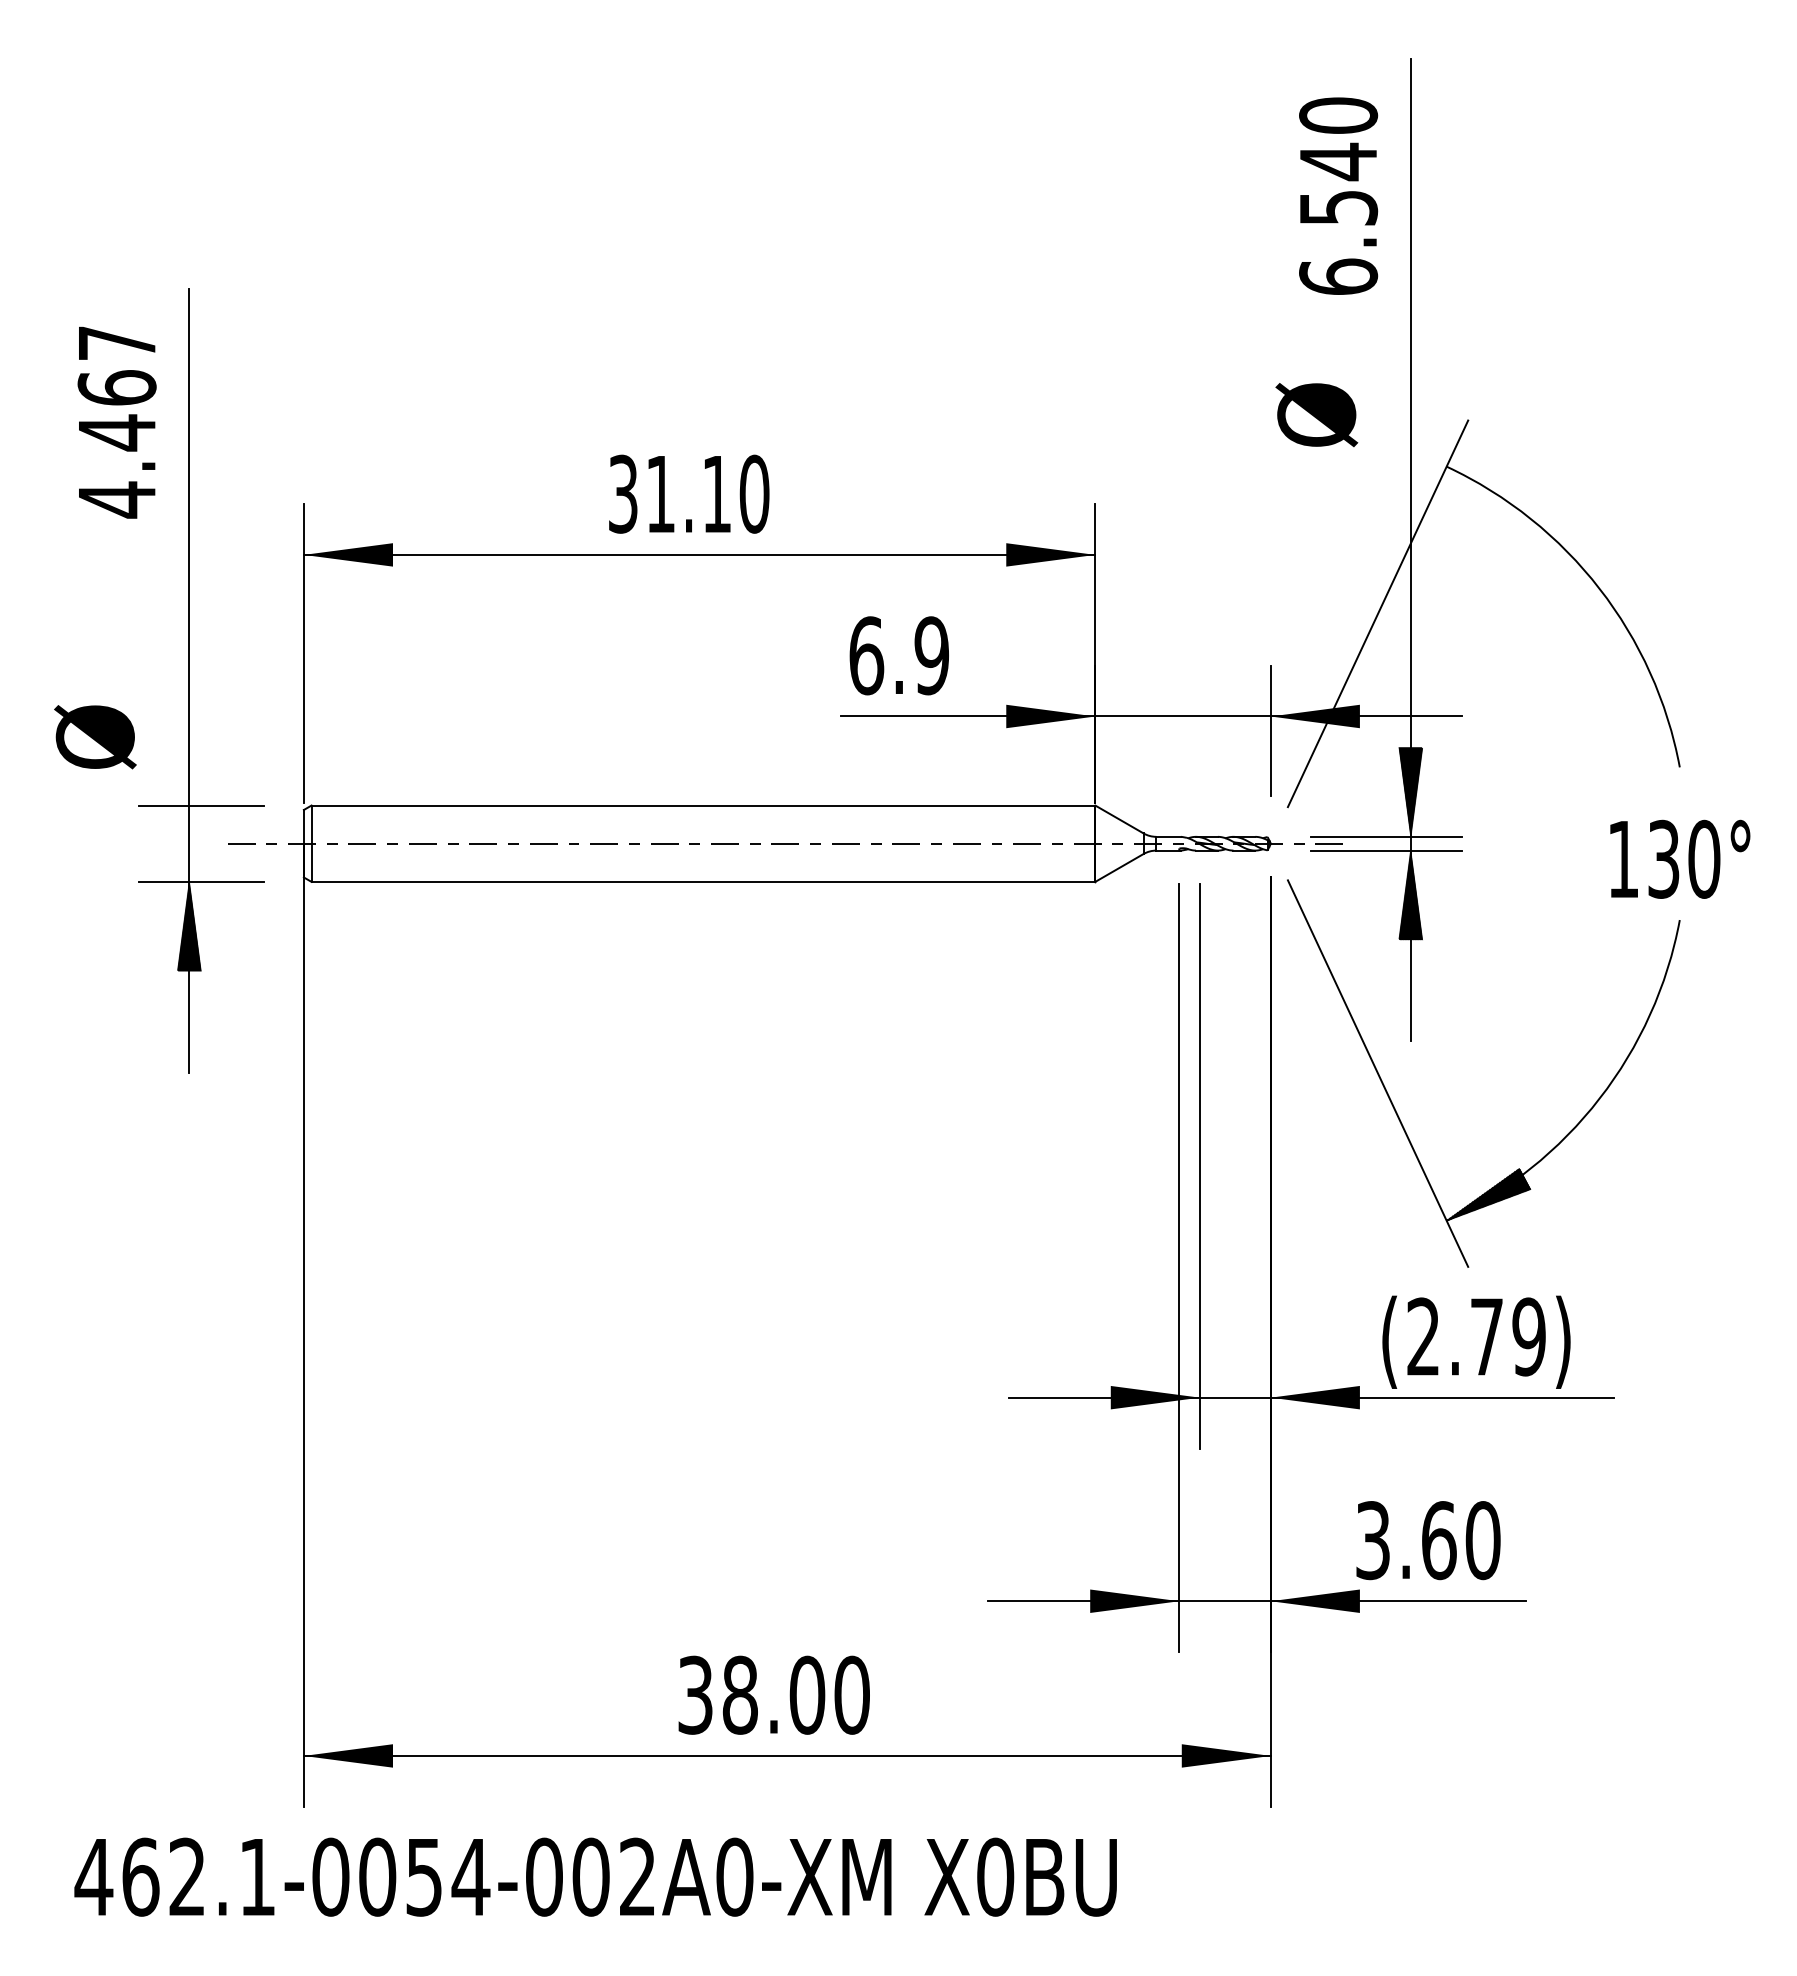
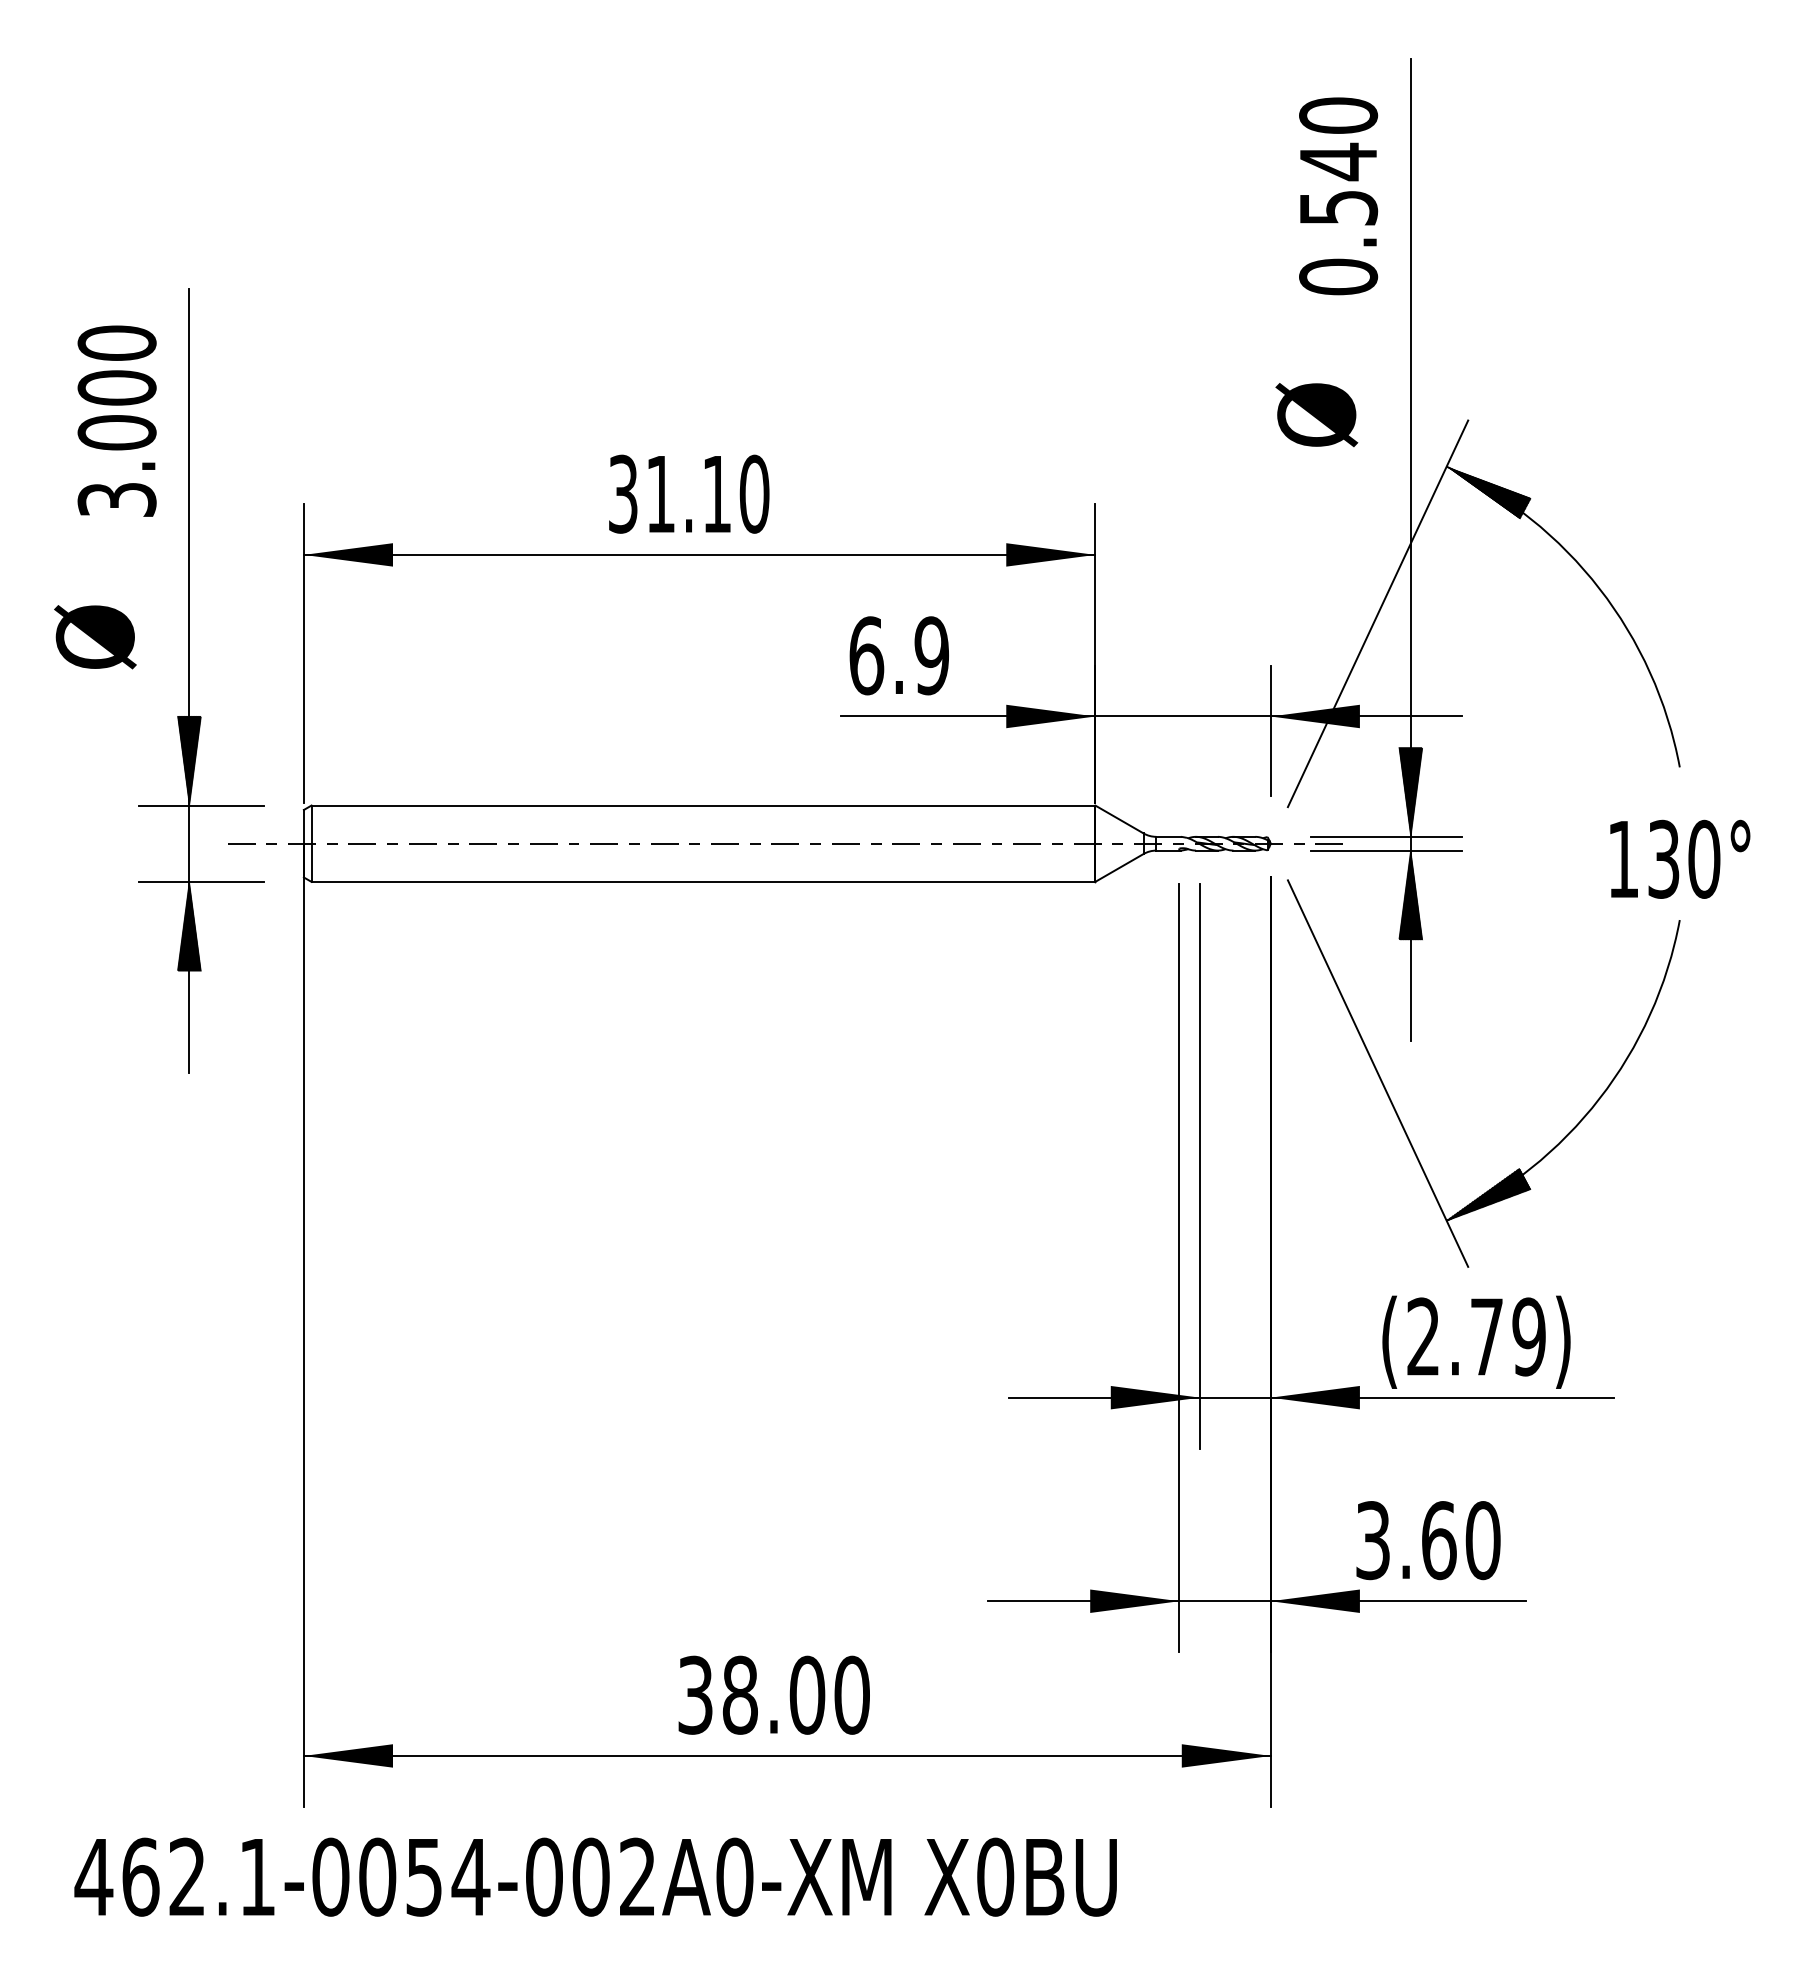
text: 6.540 -> 0.540 (1338, 276)
text: 4.467 -> 3.000 (116, 421)
hatch: none -> present (1488, 492)
text position: (95, 737) -> (95, 637) (95, 637)
hatch: none -> present (189, 760)
